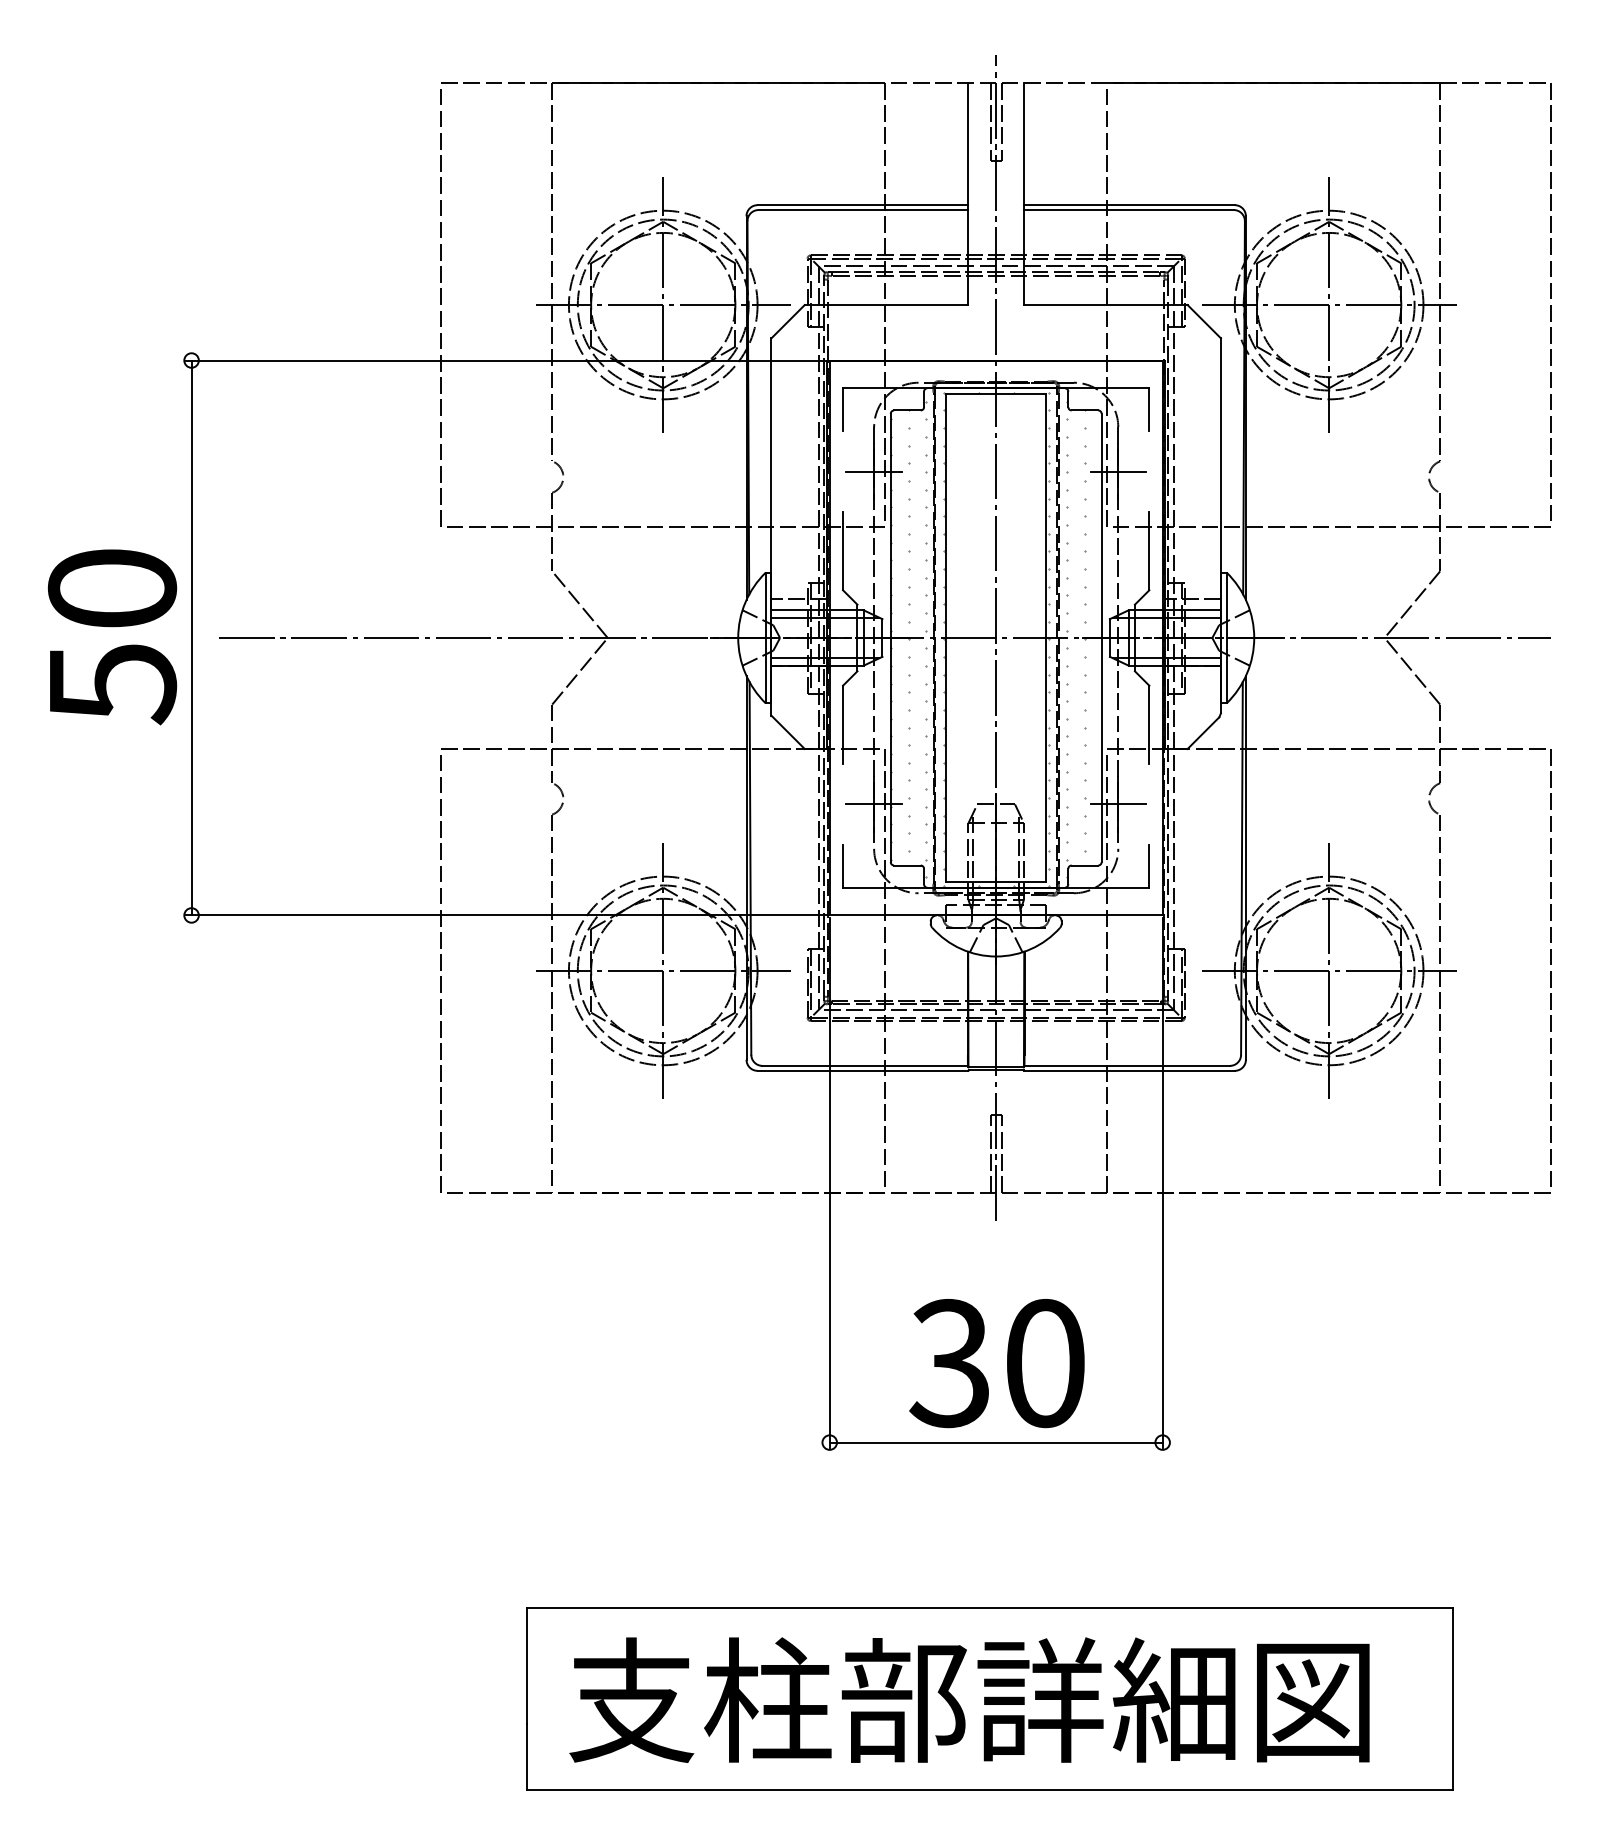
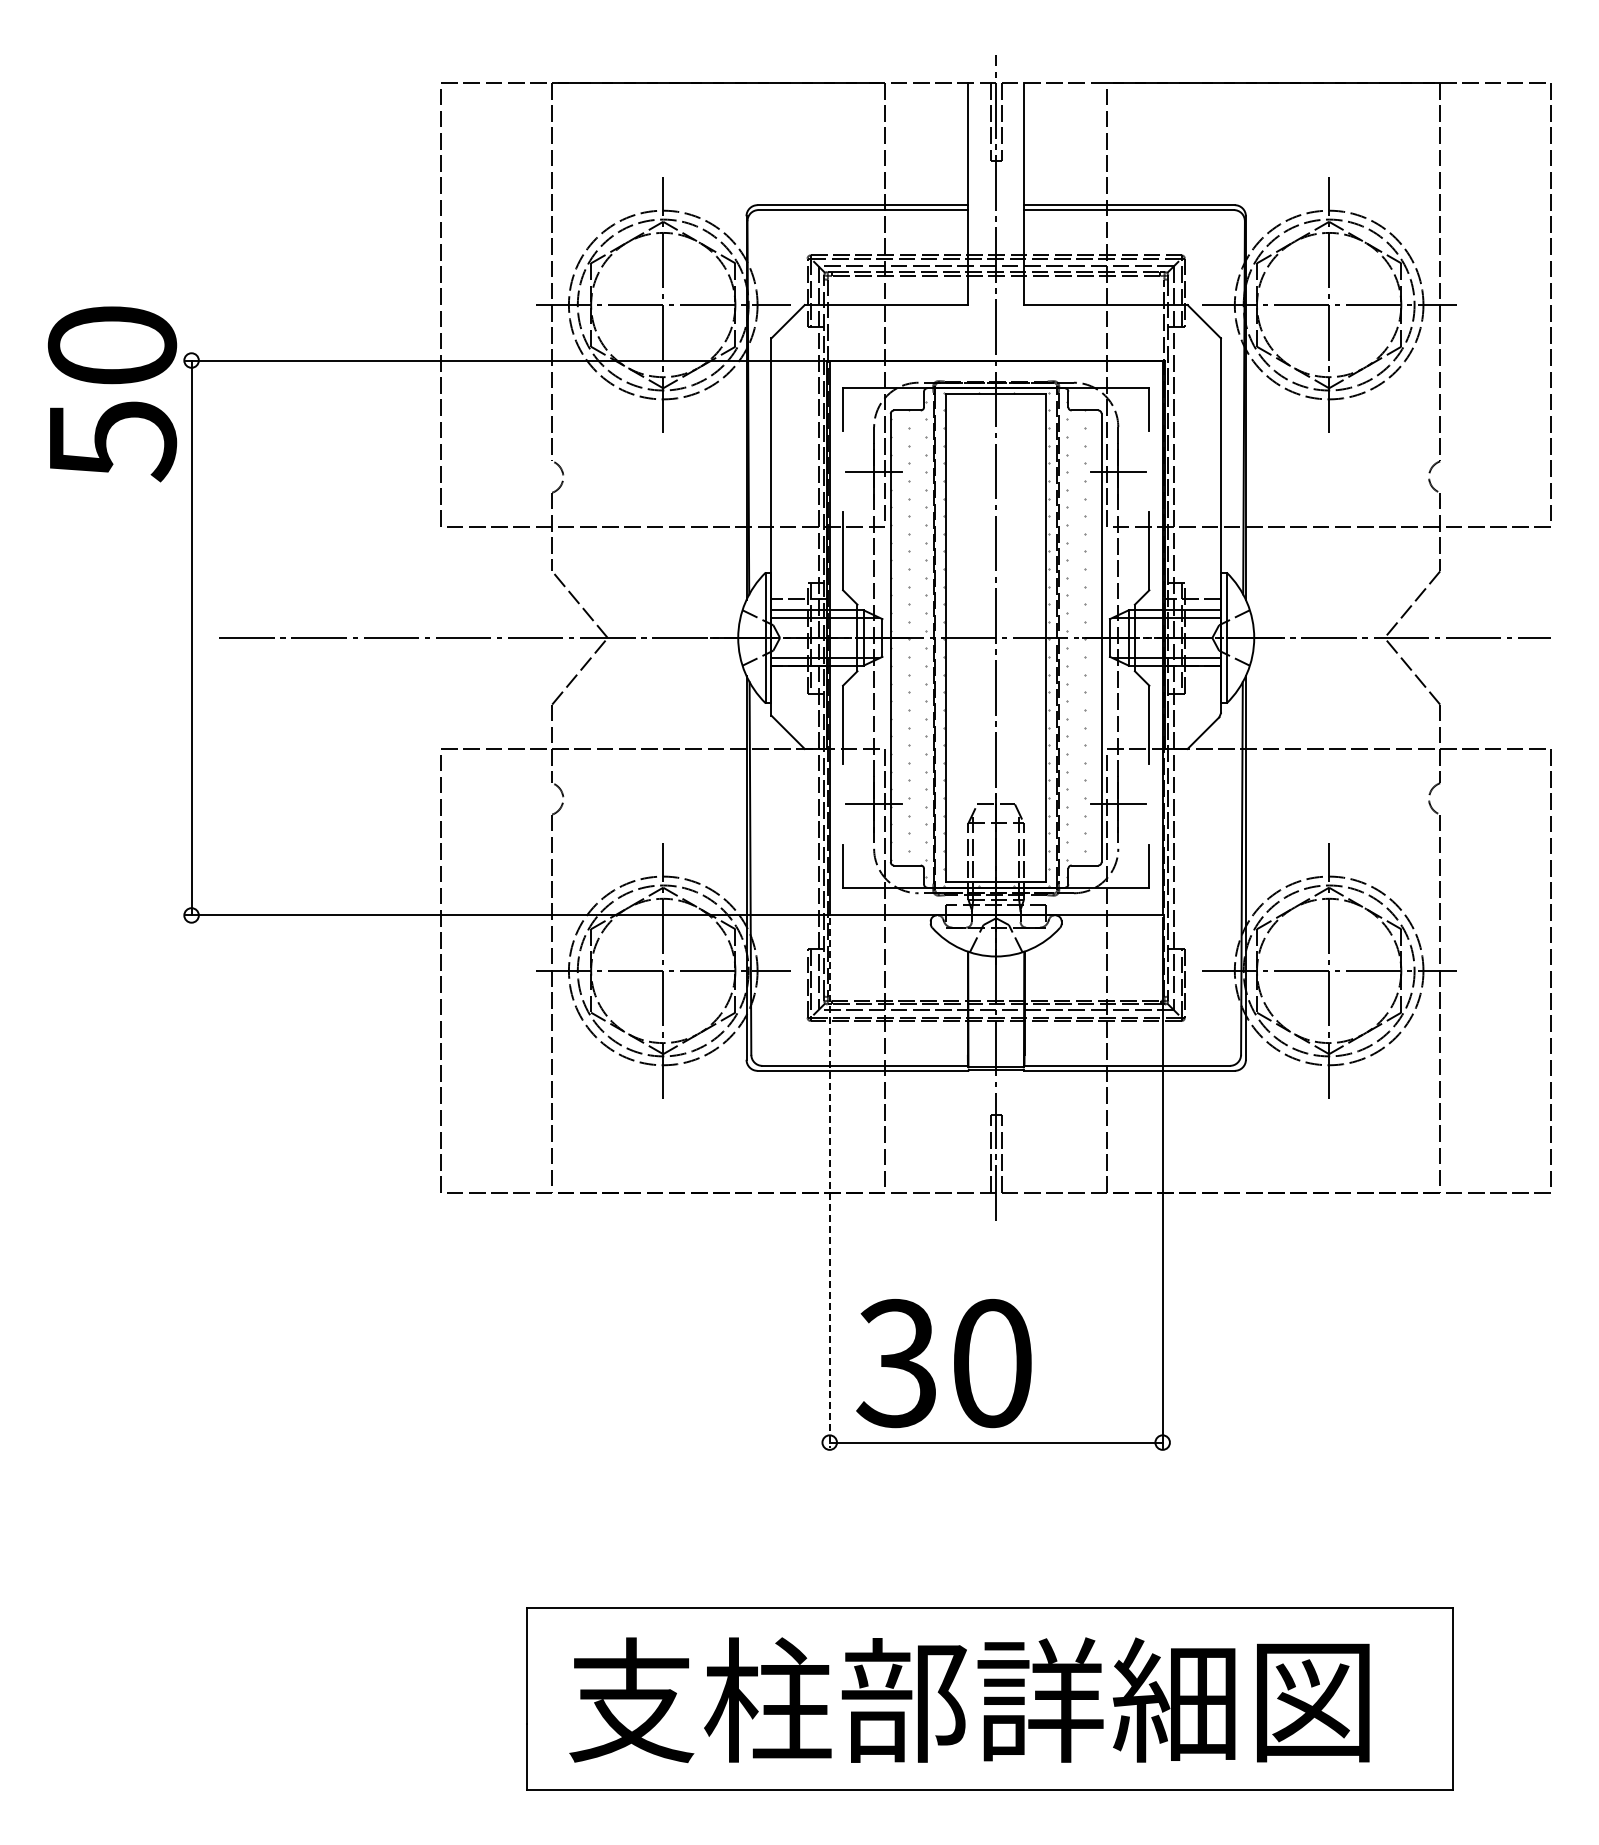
text position: (112, 637) -> (112, 394) (112, 394)
line: solid -> dashed (829, 1183)
text position: (996, 1363) -> (943, 1363) (943, 1363)
